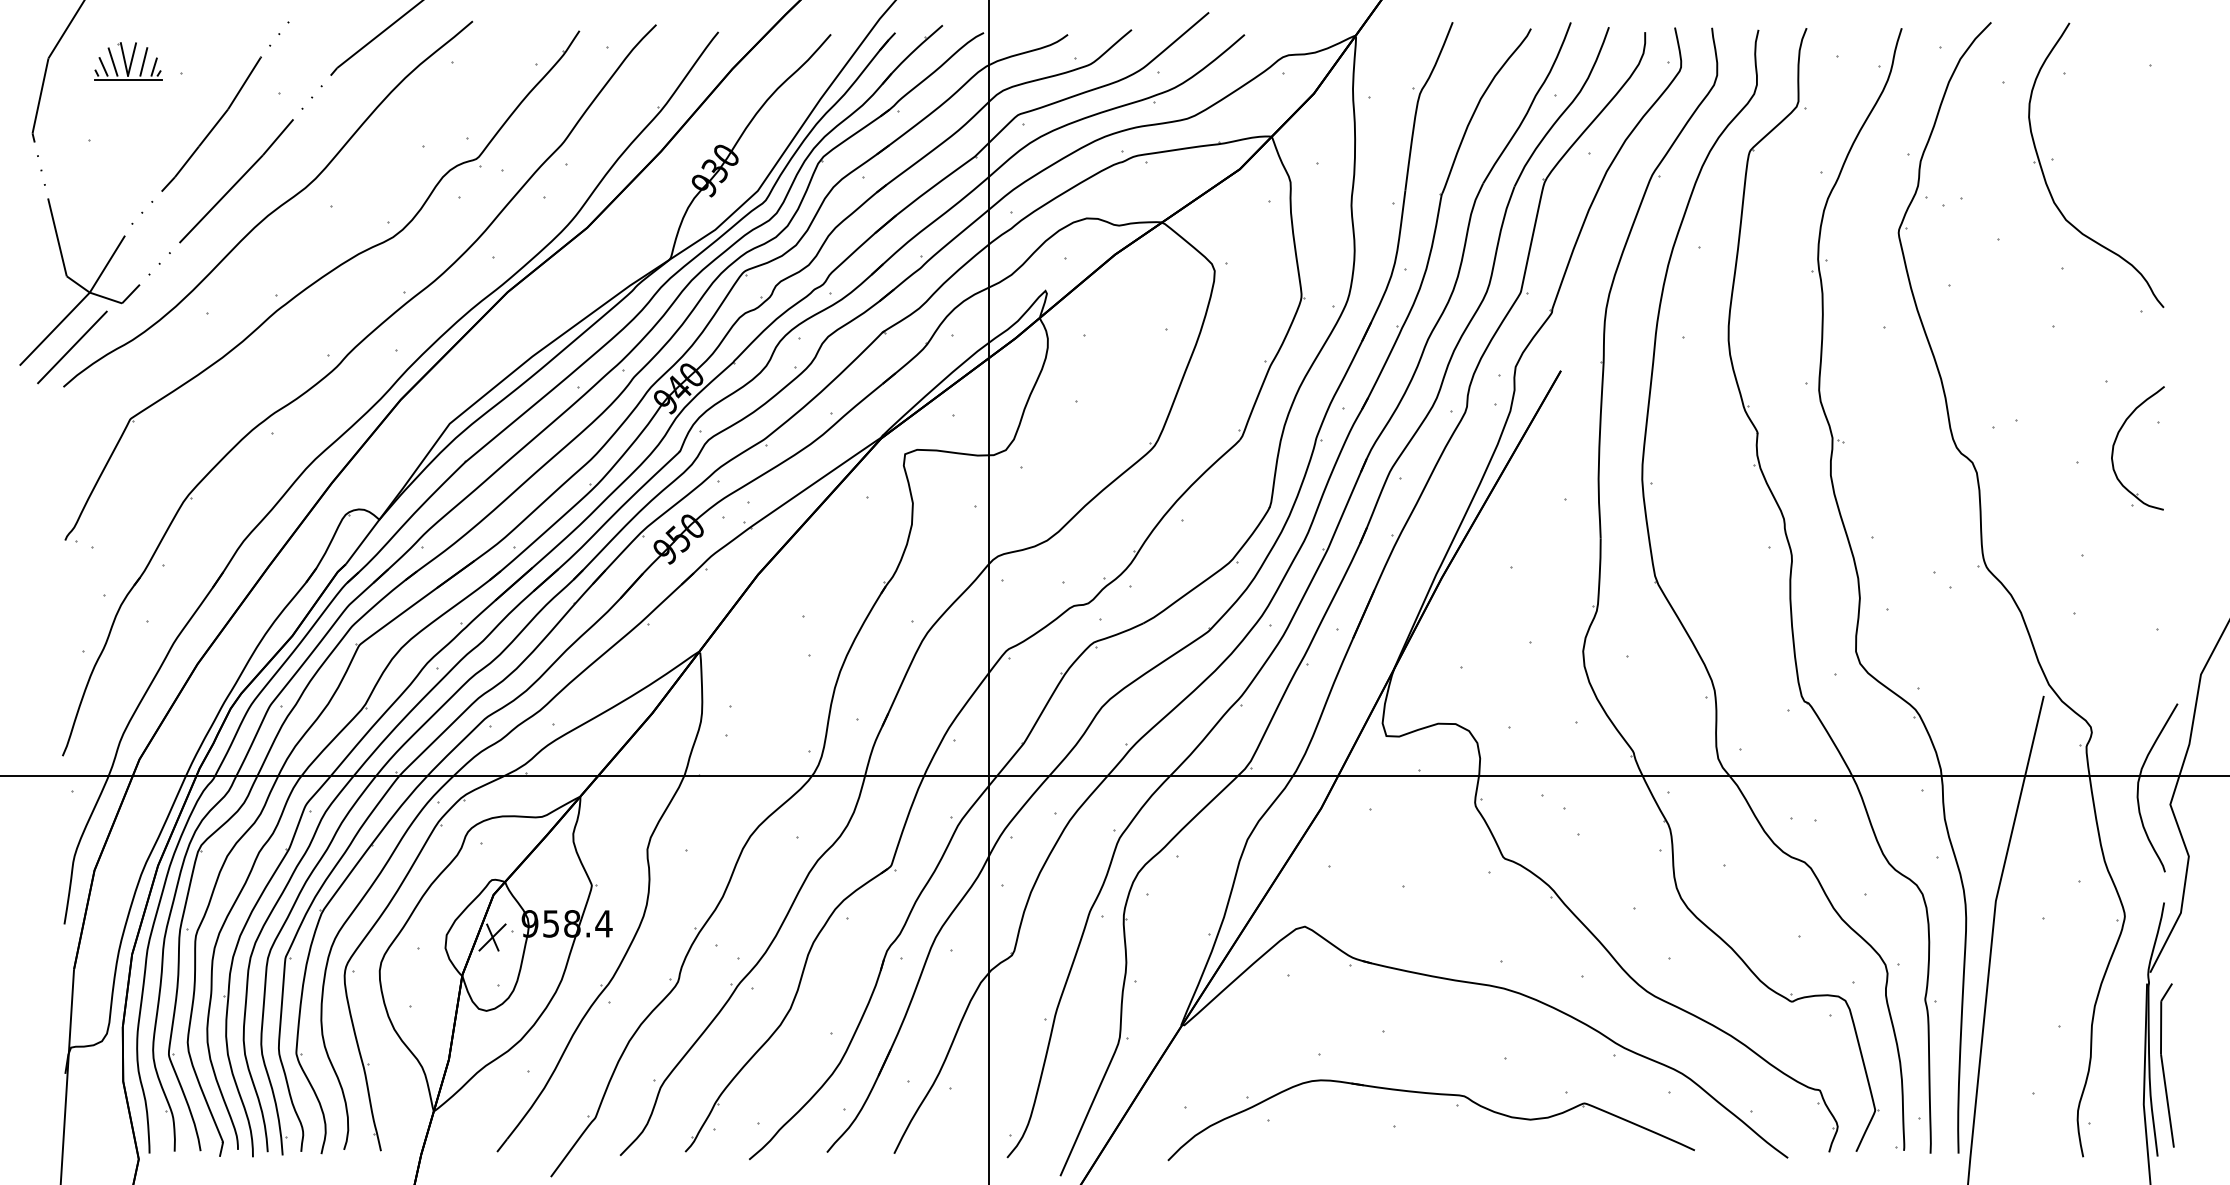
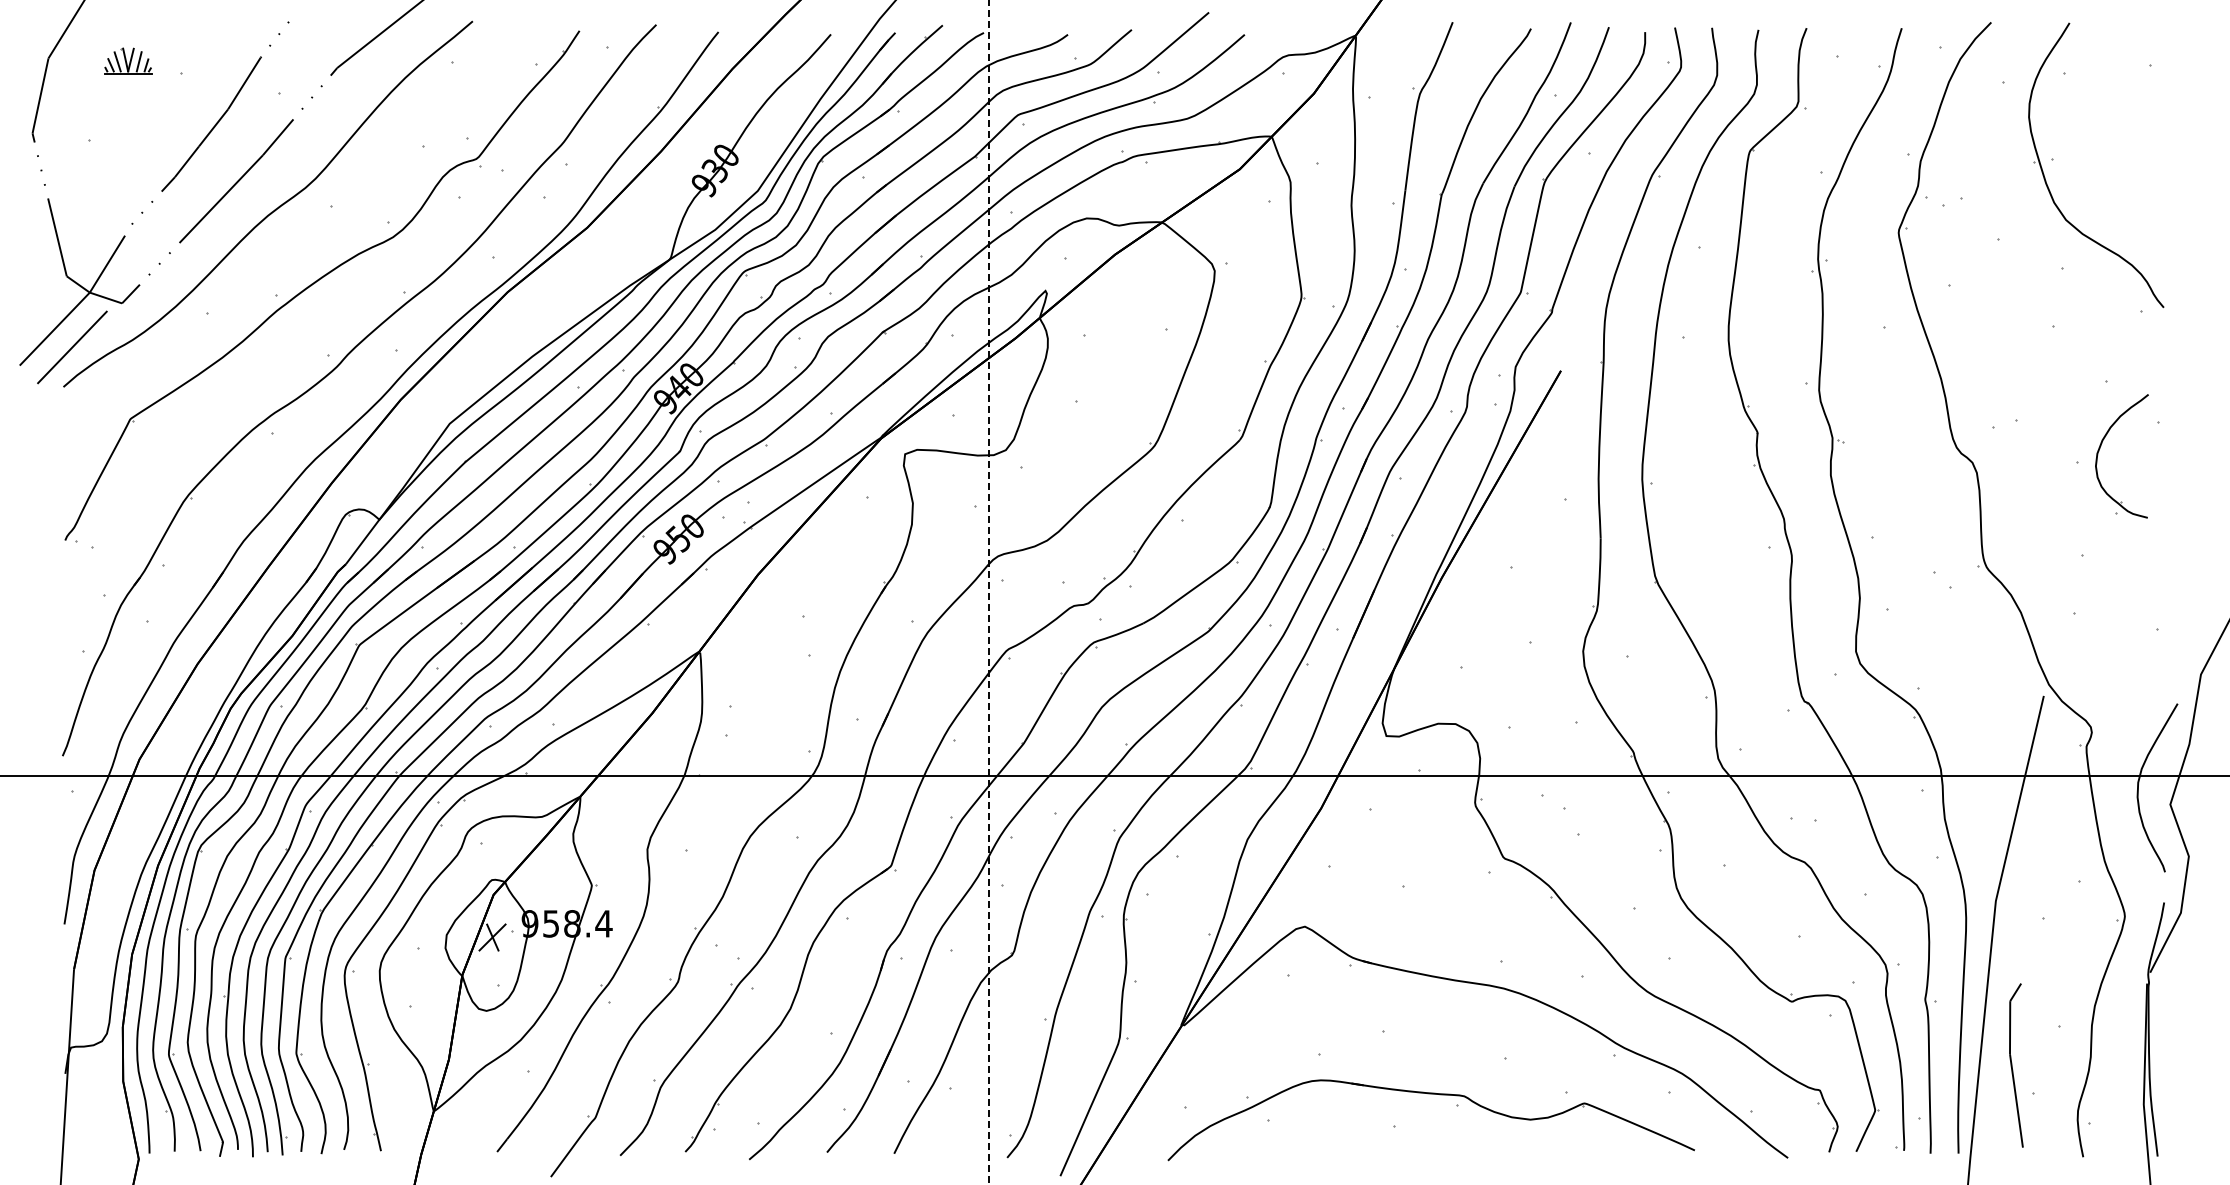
part size: 69x39 px -> 49x28 px (128, 60)
part position: (2117, 438) -> (2101, 446) (2101, 446)
line: solid -> dashed (988, 593)
line position: (2163, 1065) -> (2012, 1065) (2012, 1065)
